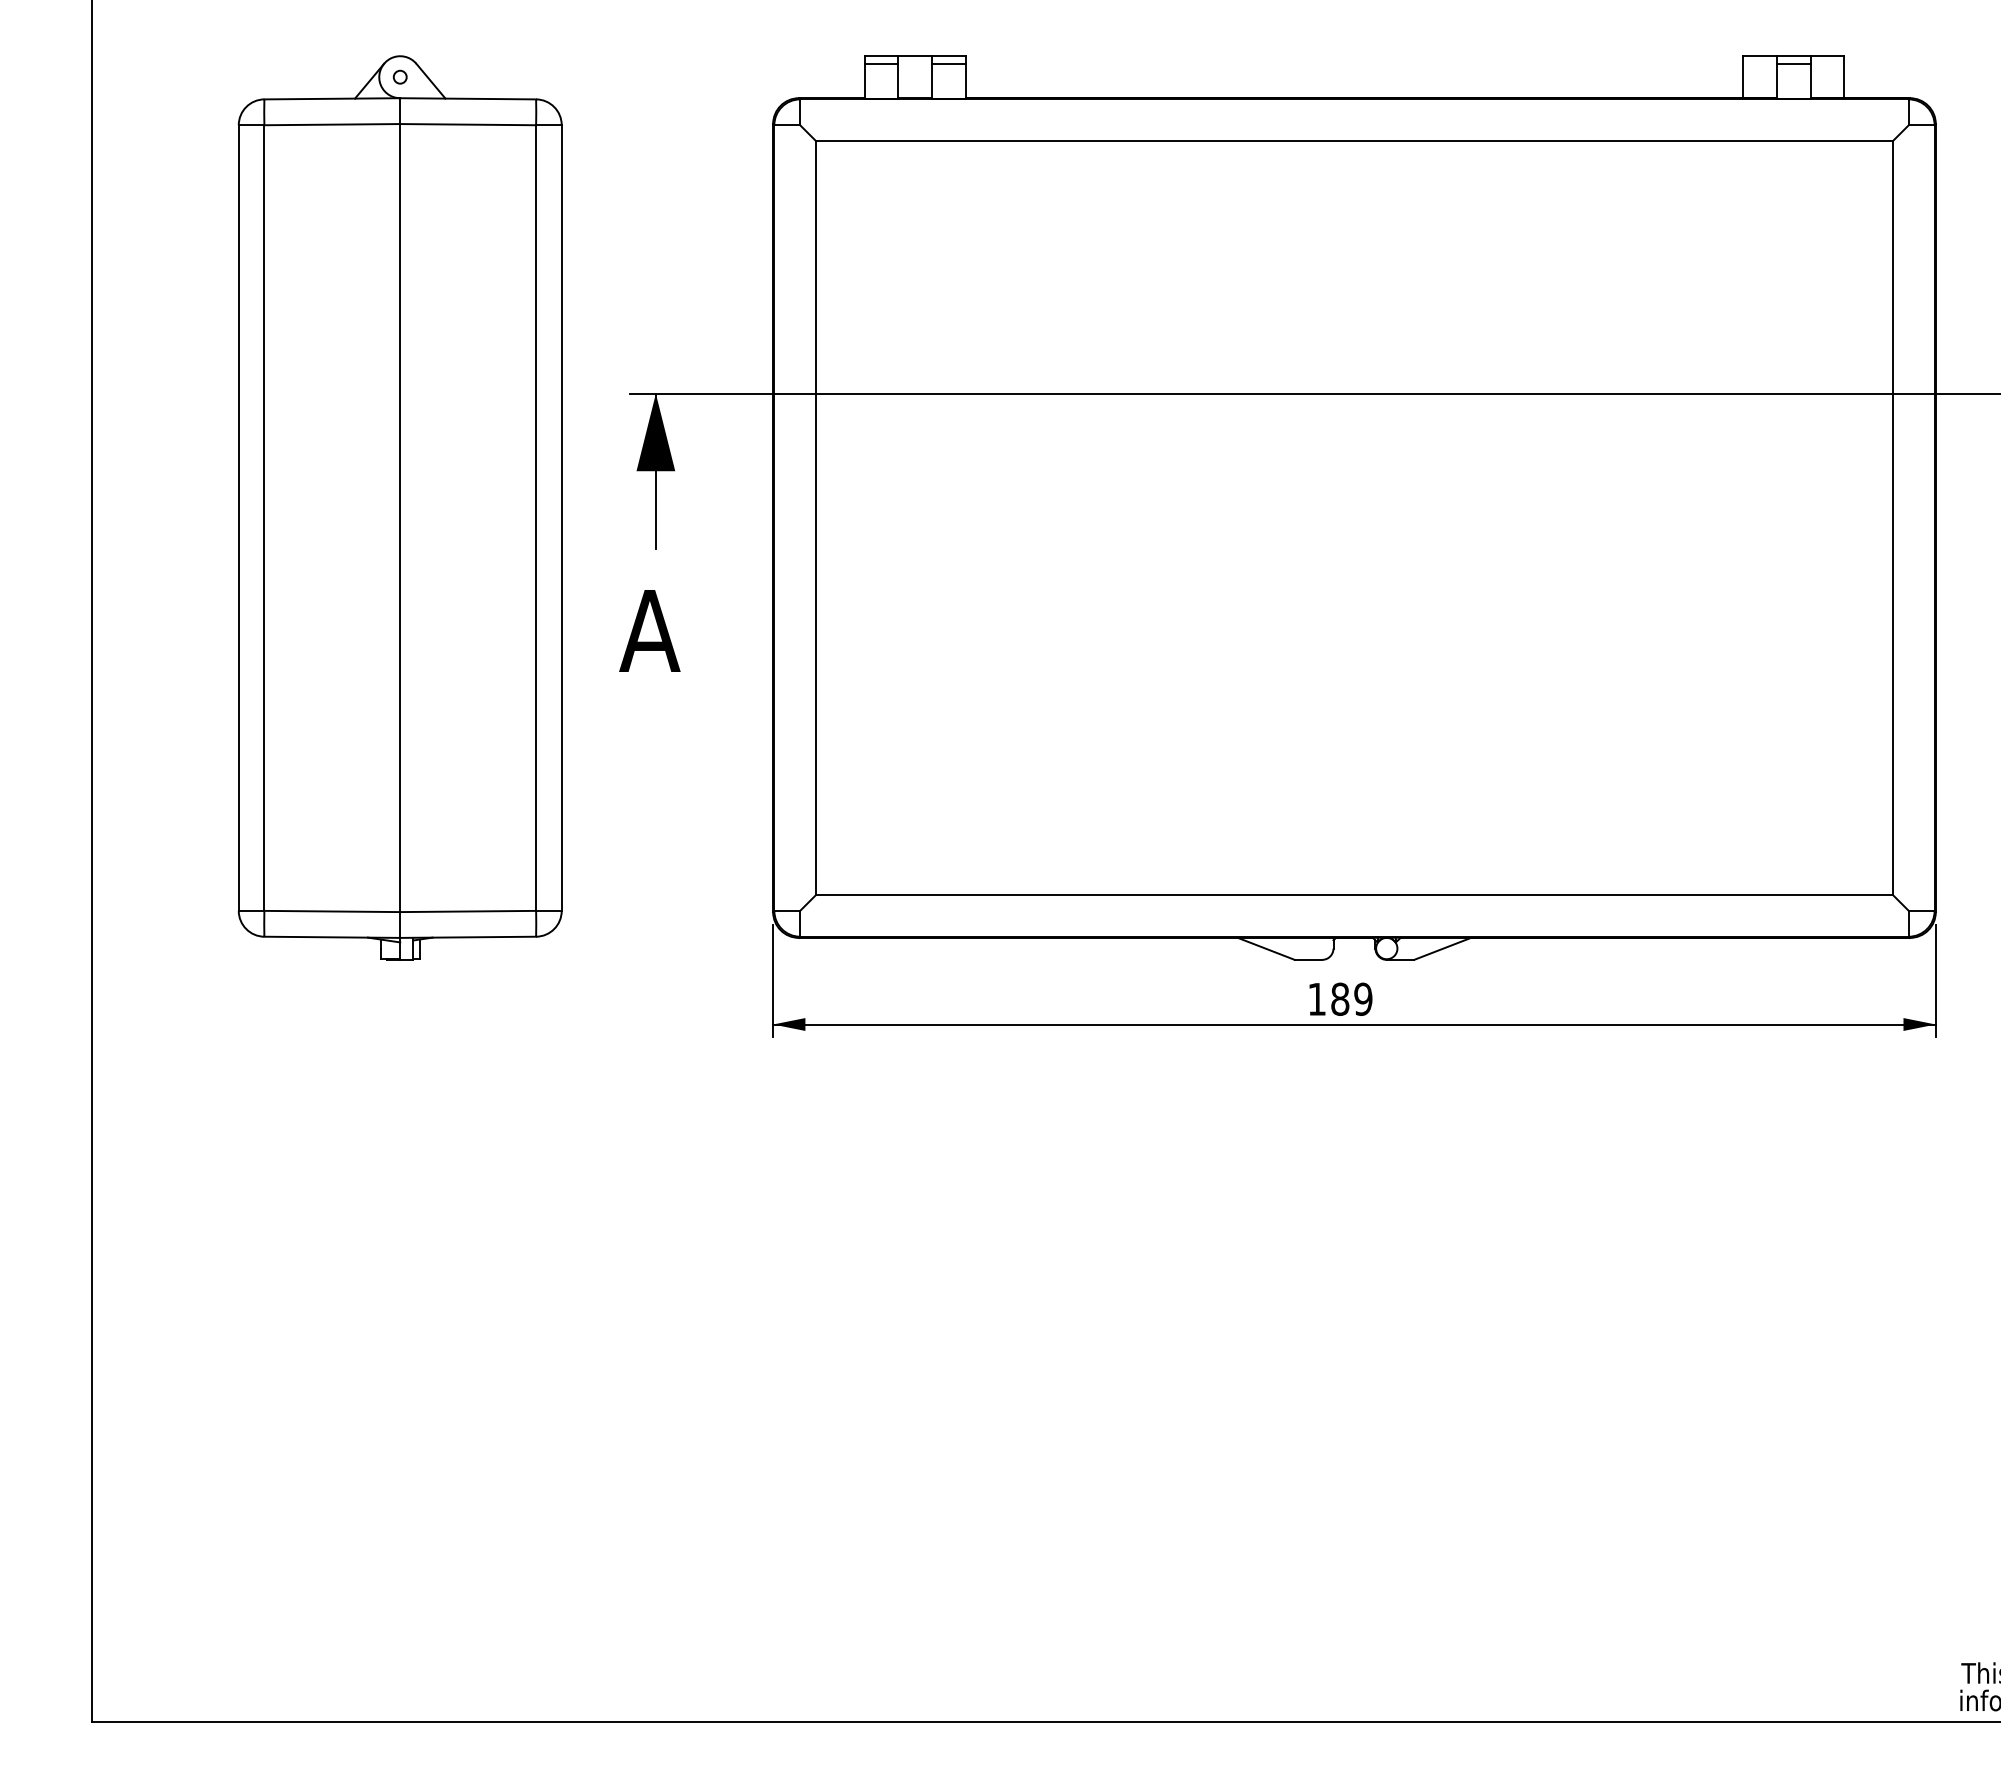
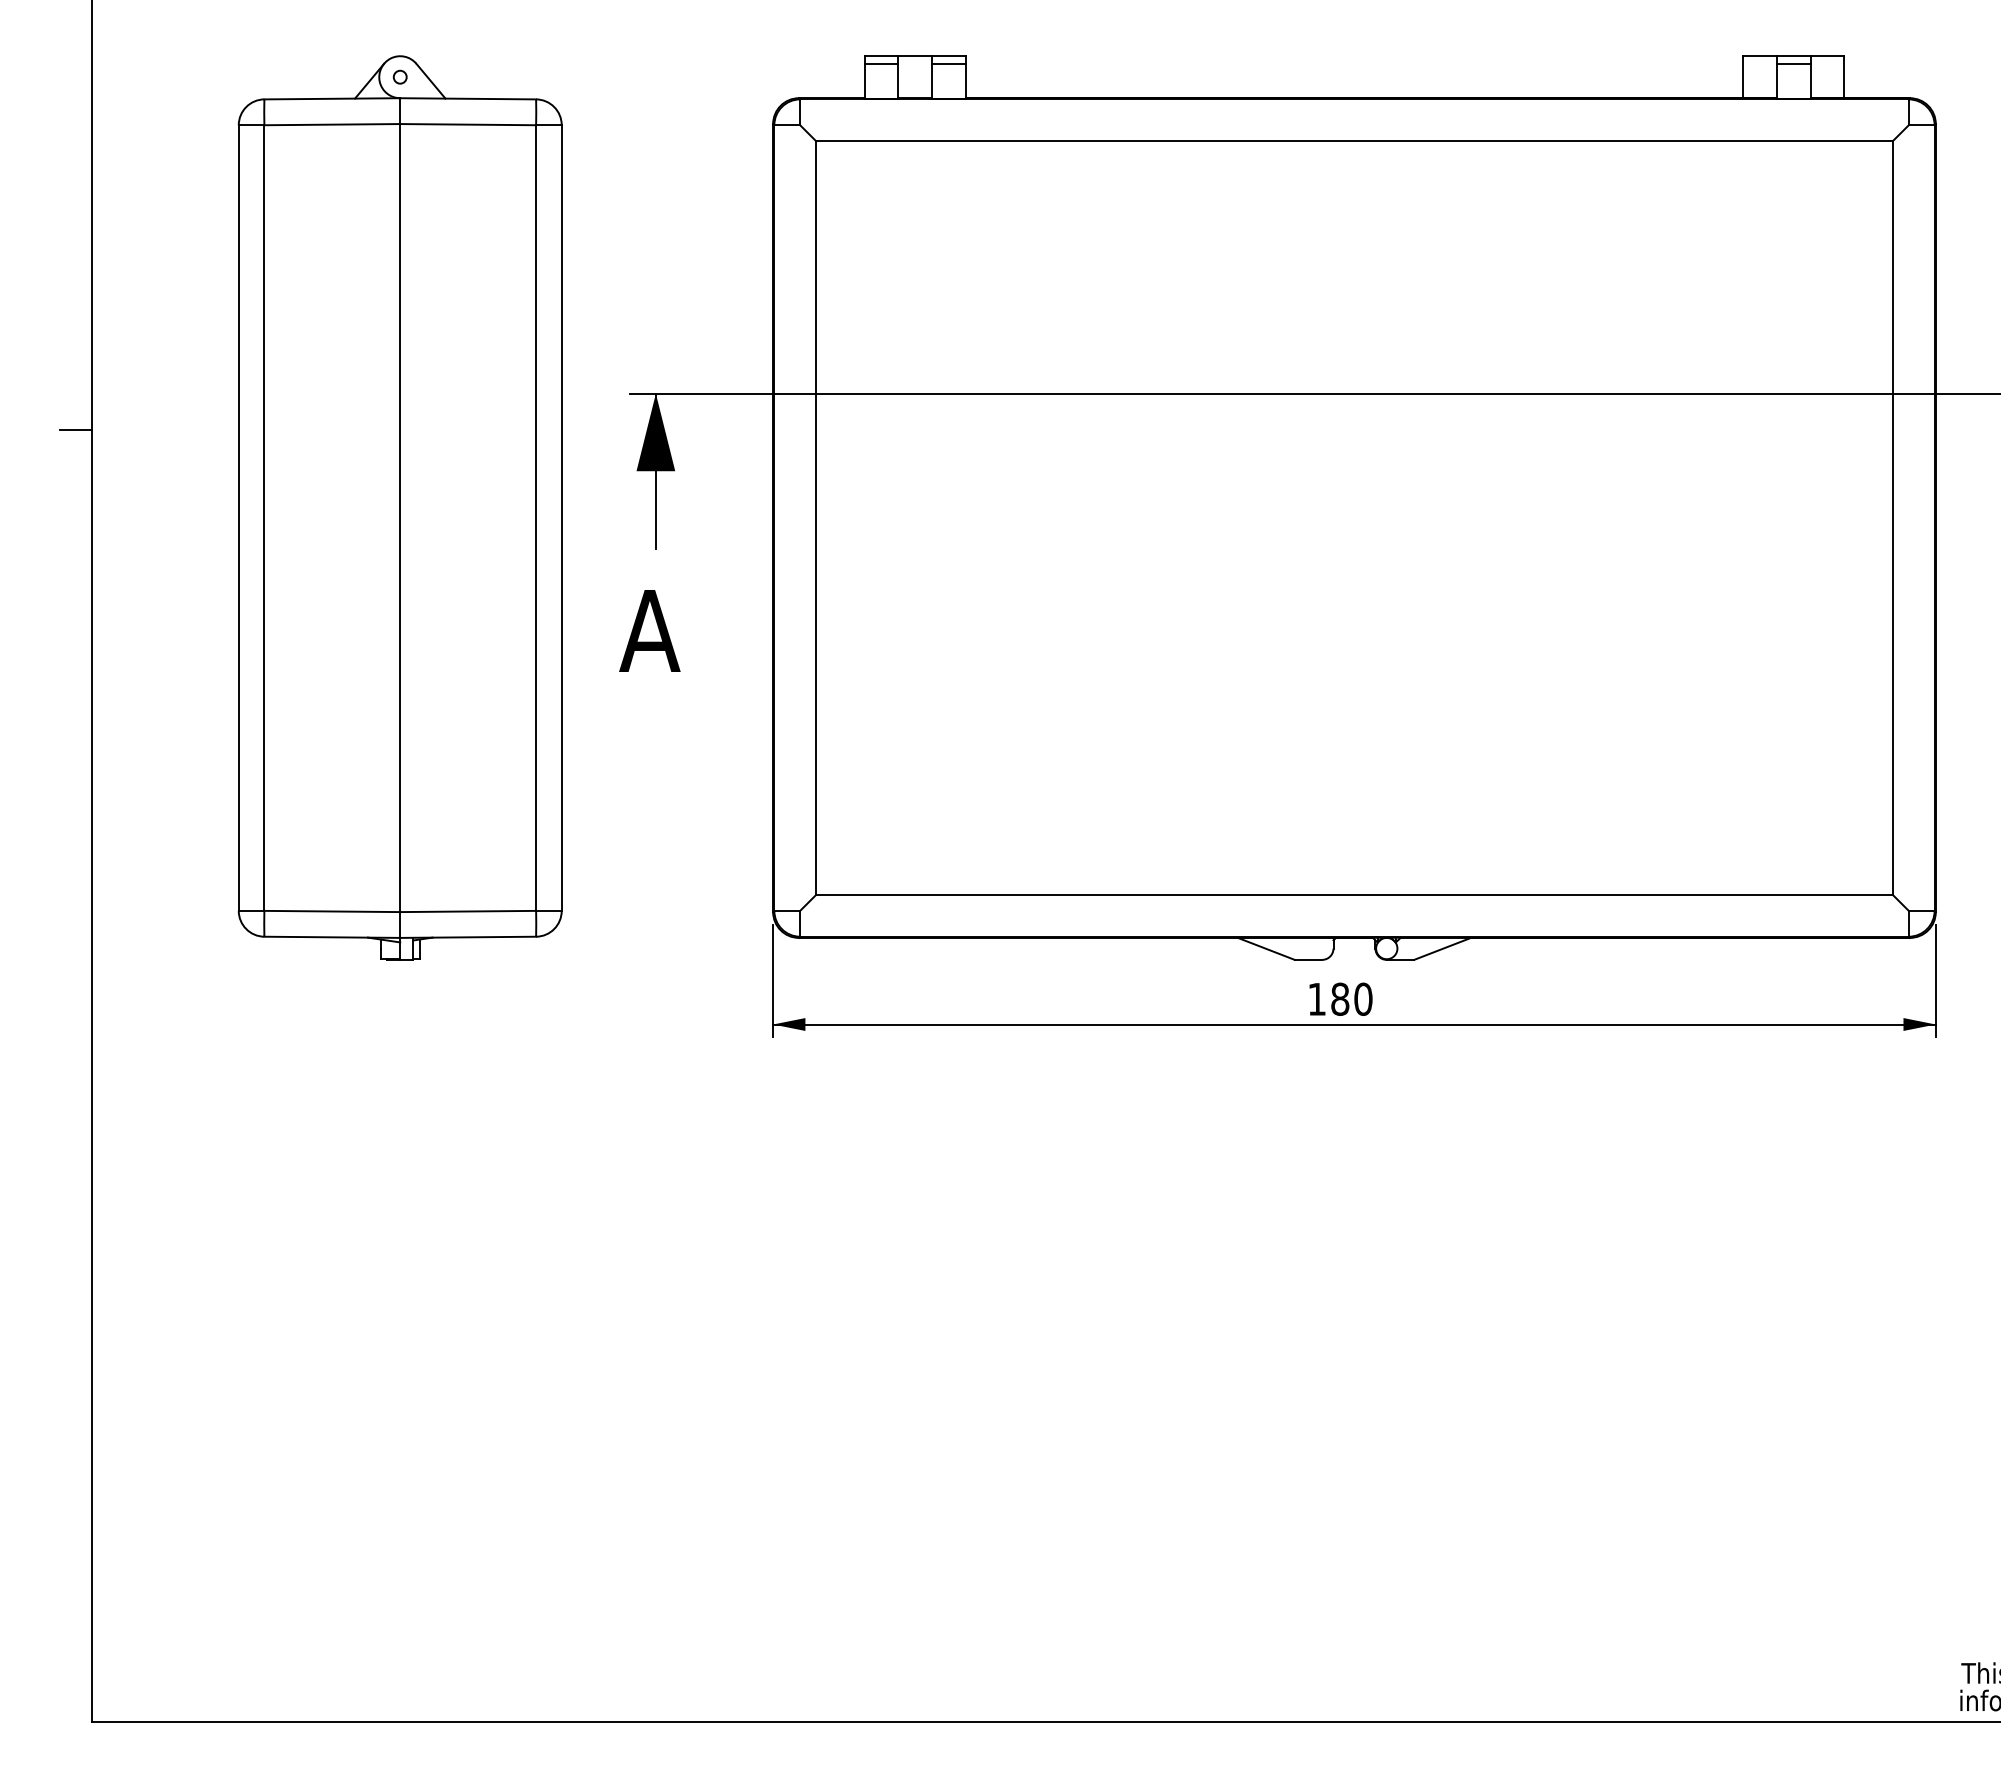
line: none -> present (76, 429)
text: 189 -> 180 (1363, 998)
